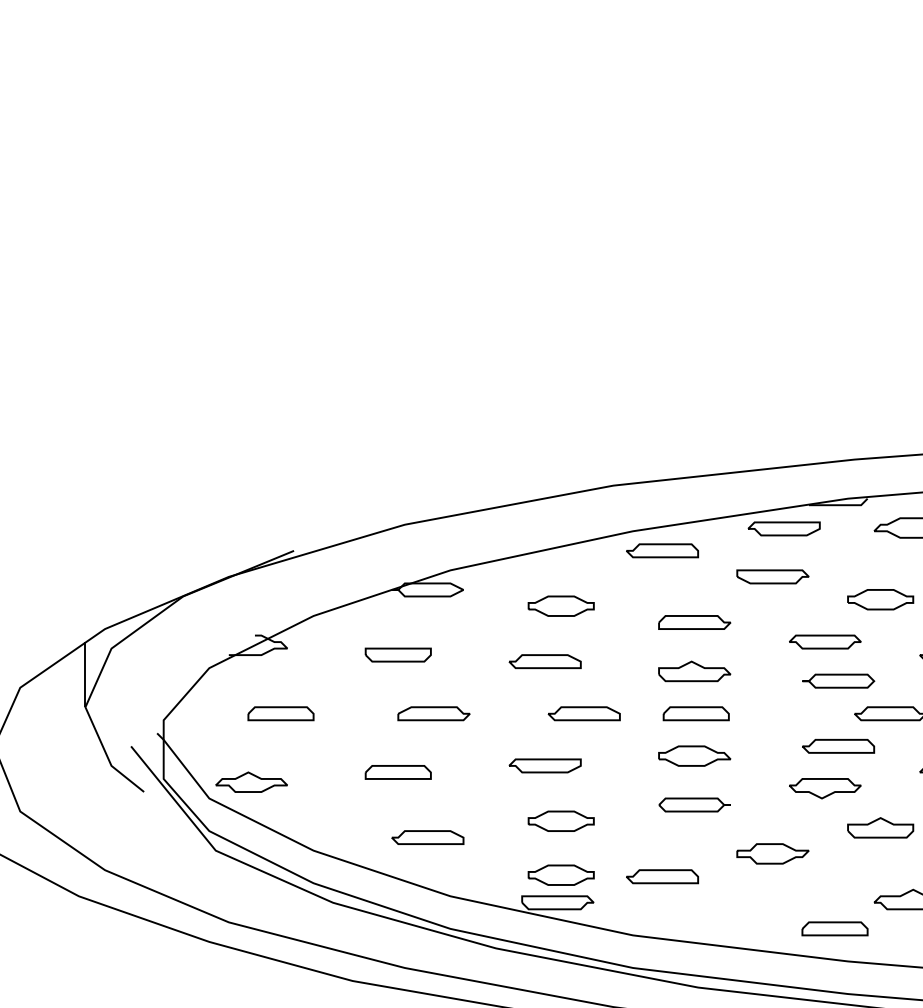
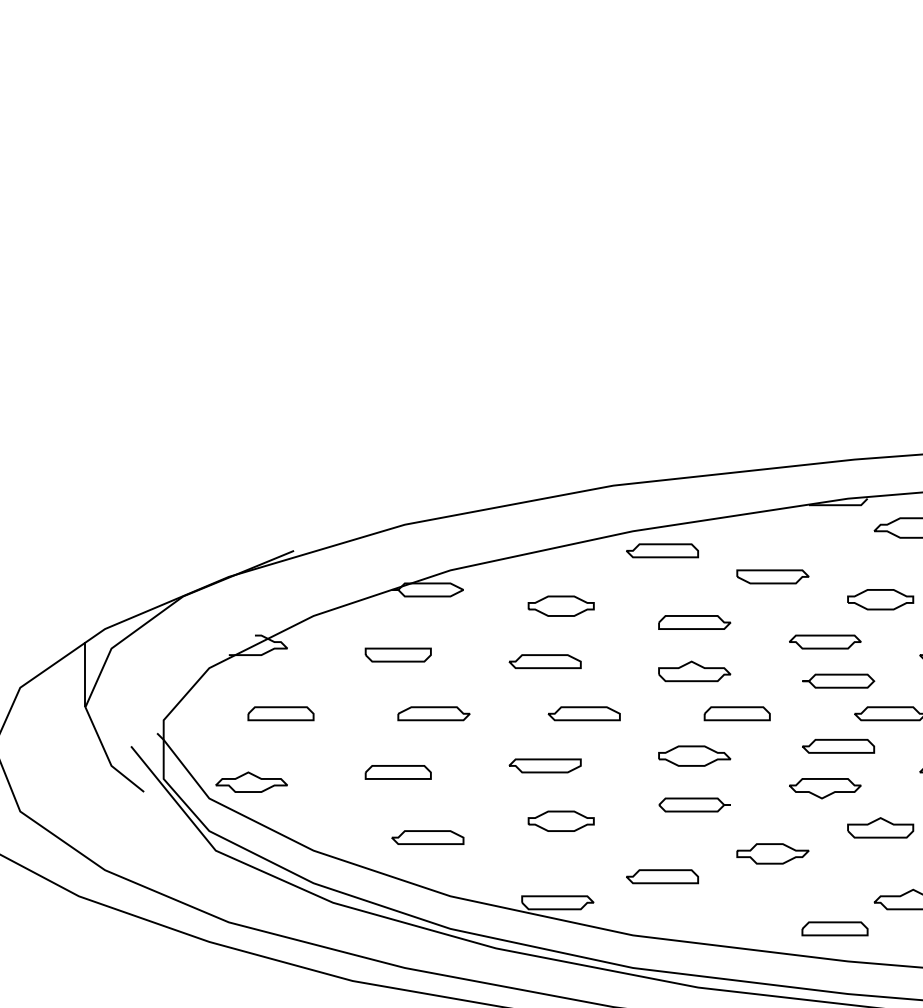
part: present -> none (783, 528)
part position: (695, 713) -> (736, 713) (736, 713)
part: present -> none (560, 874)
